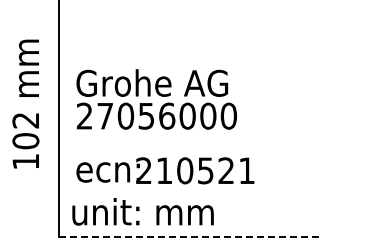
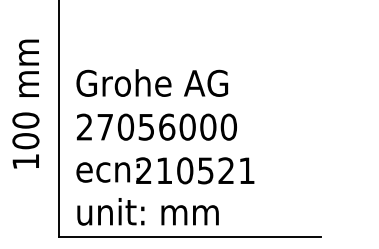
text position: (156, 115) -> (156, 126) (156, 126)
text: 102 -> 100 (25, 120)
text position: (142, 211) -> (147, 211) (147, 211)
line: dashed -> solid (190, 236)
